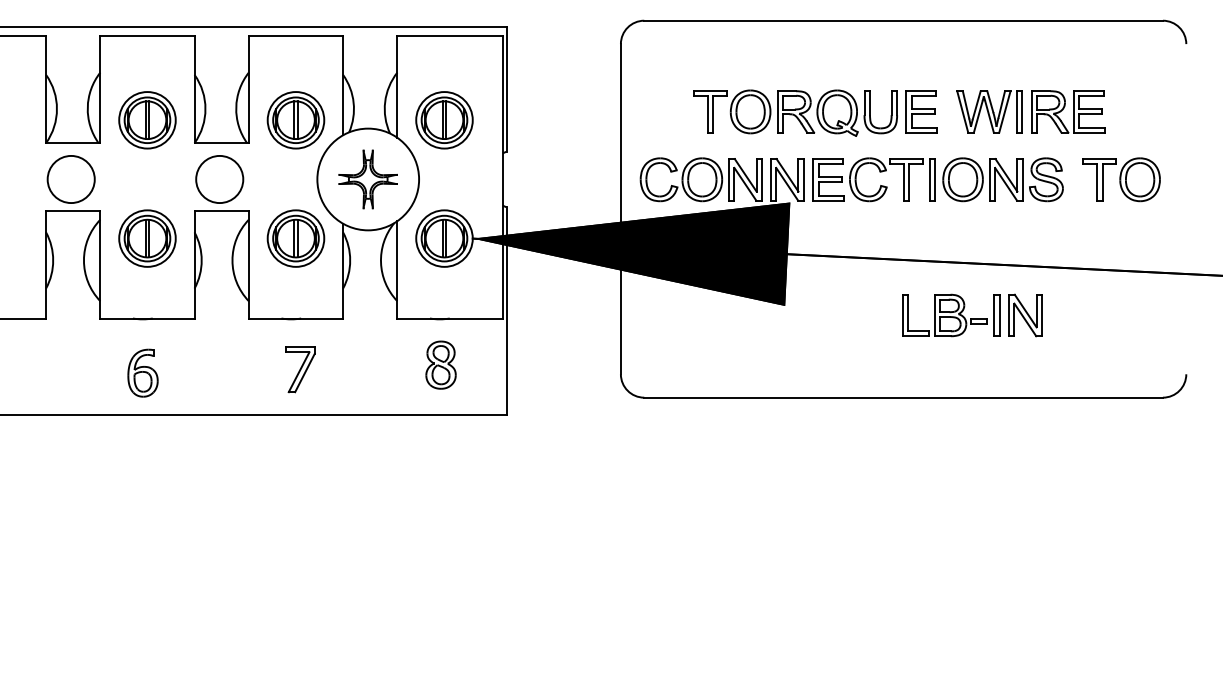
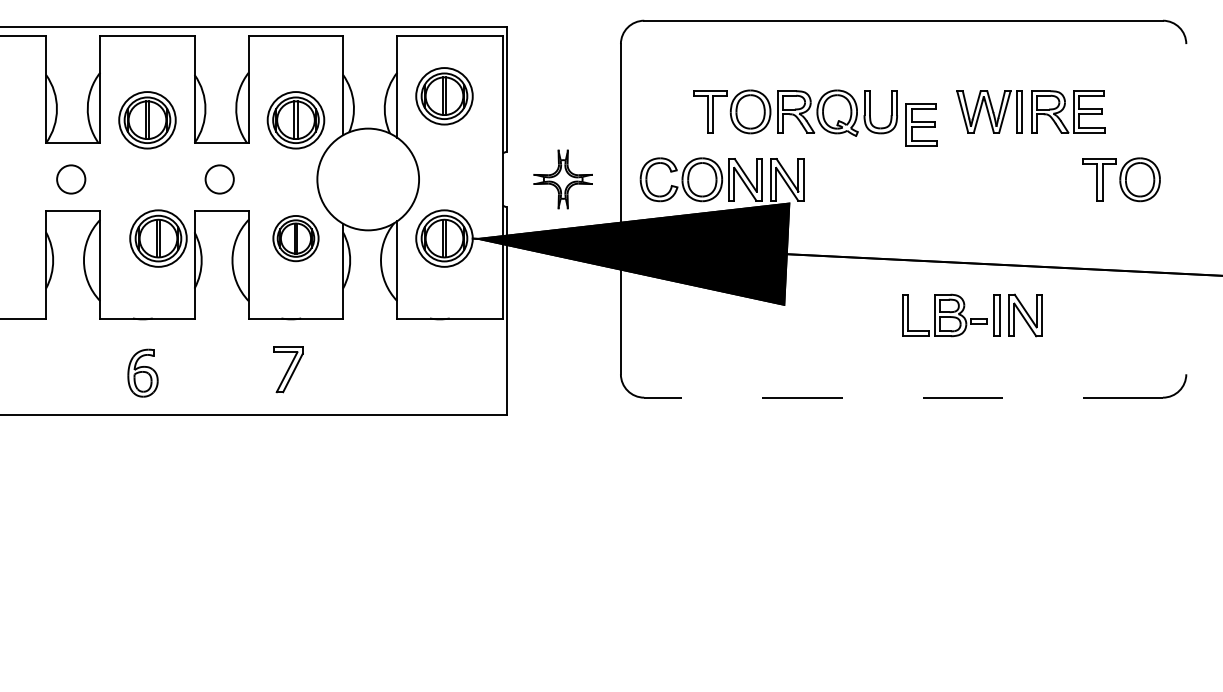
part position: (921, 111) -> (921, 124) (921, 124)
part position: (444, 120) -> (444, 96) (444, 96)
circle diameter: 47 px -> 28 px (71, 179)
circle diameter: 47 px -> 28 px (219, 179)
part position: (367, 179) -> (562, 179) (562, 179)
part: present -> none (937, 179)
part position: (147, 238) -> (158, 238) (158, 238)
part size: 60x59 px -> 48x48 px (295, 238)
part: present -> none (440, 364)
part position: (300, 369) -> (288, 369) (288, 369)
line: solid -> dashed (903, 397)
